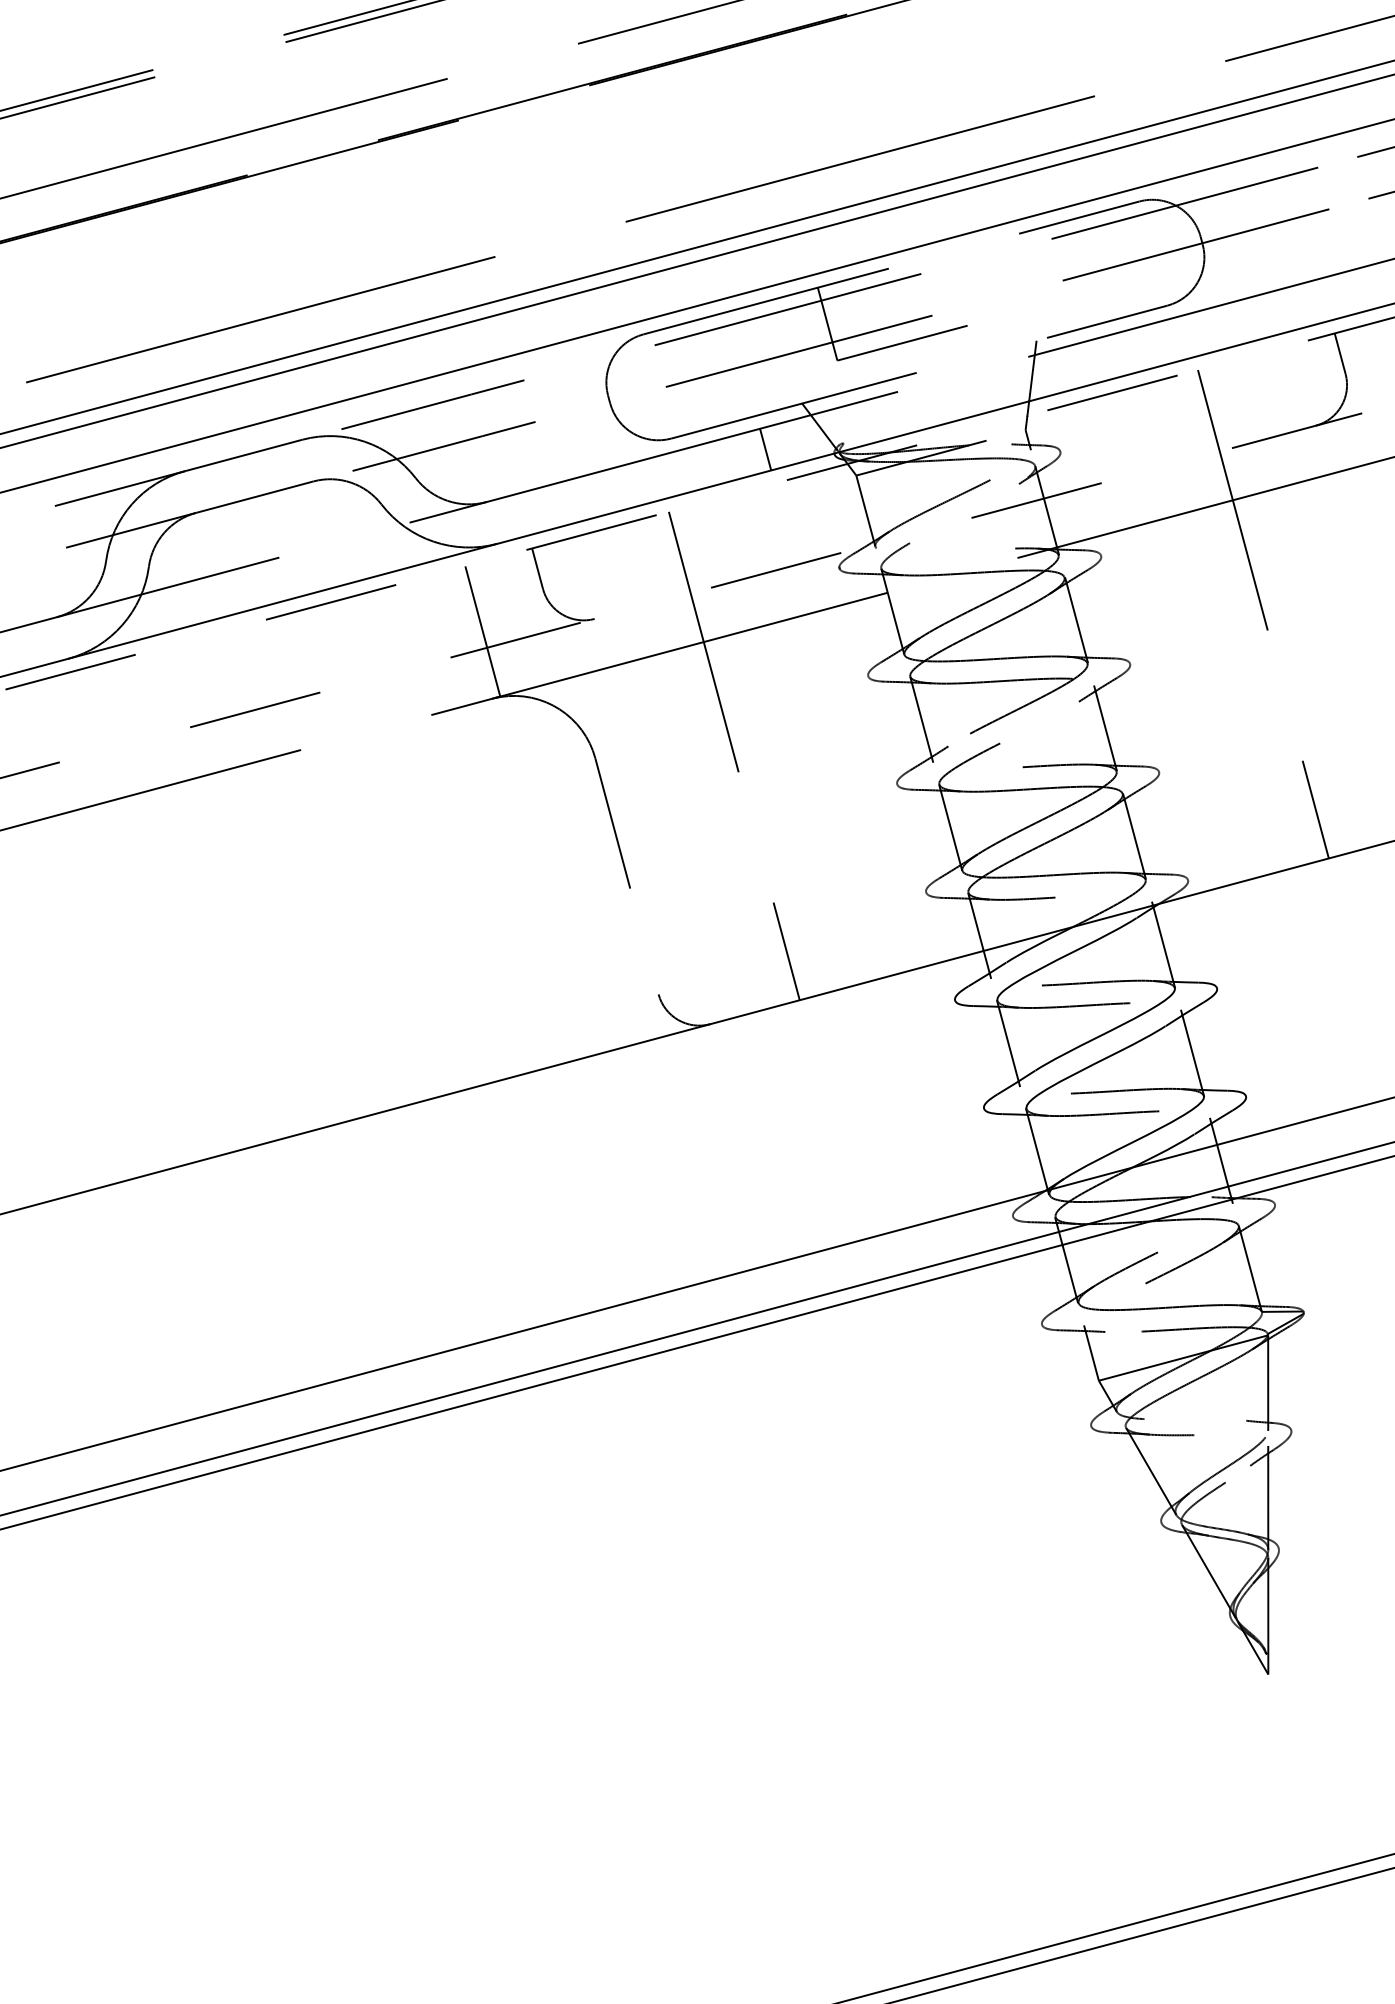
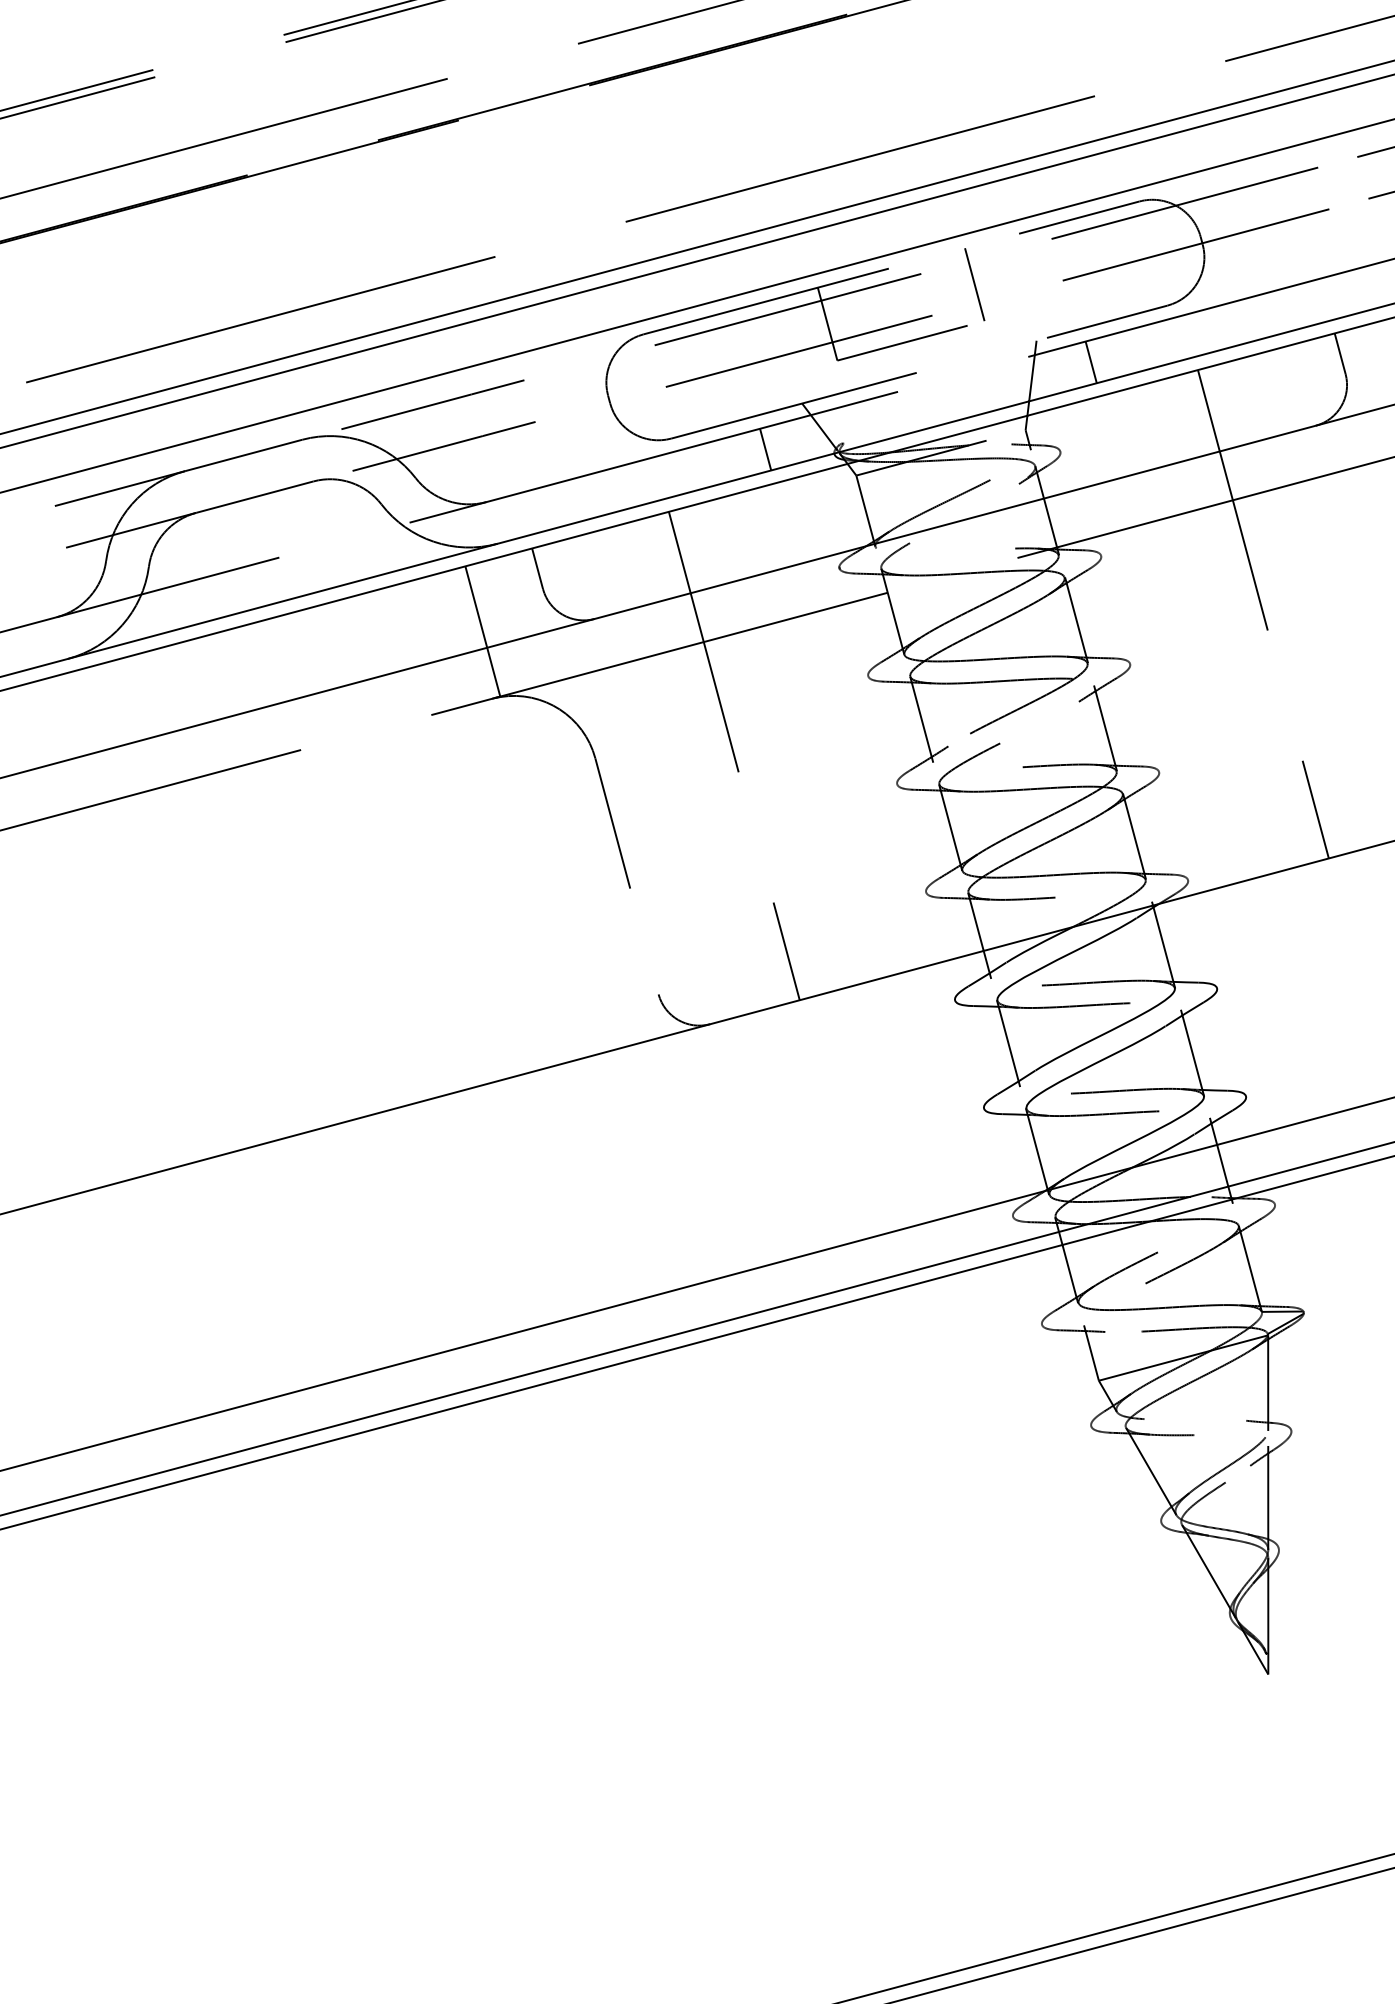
line: none -> present (974, 284)
line: none -> present (1090, 362)
line: dashed -> solid (697, 504)
line: dashed -> solid (697, 591)
